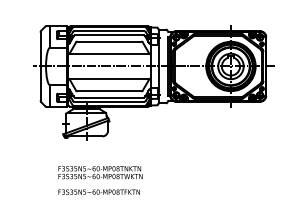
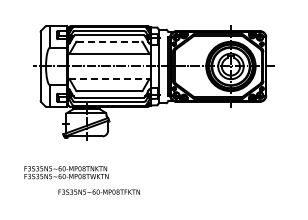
line: solid -> dashed (109, 41)
line: solid -> dashed (109, 79)
text position: (100, 172) -> (66, 172) (66, 172)
